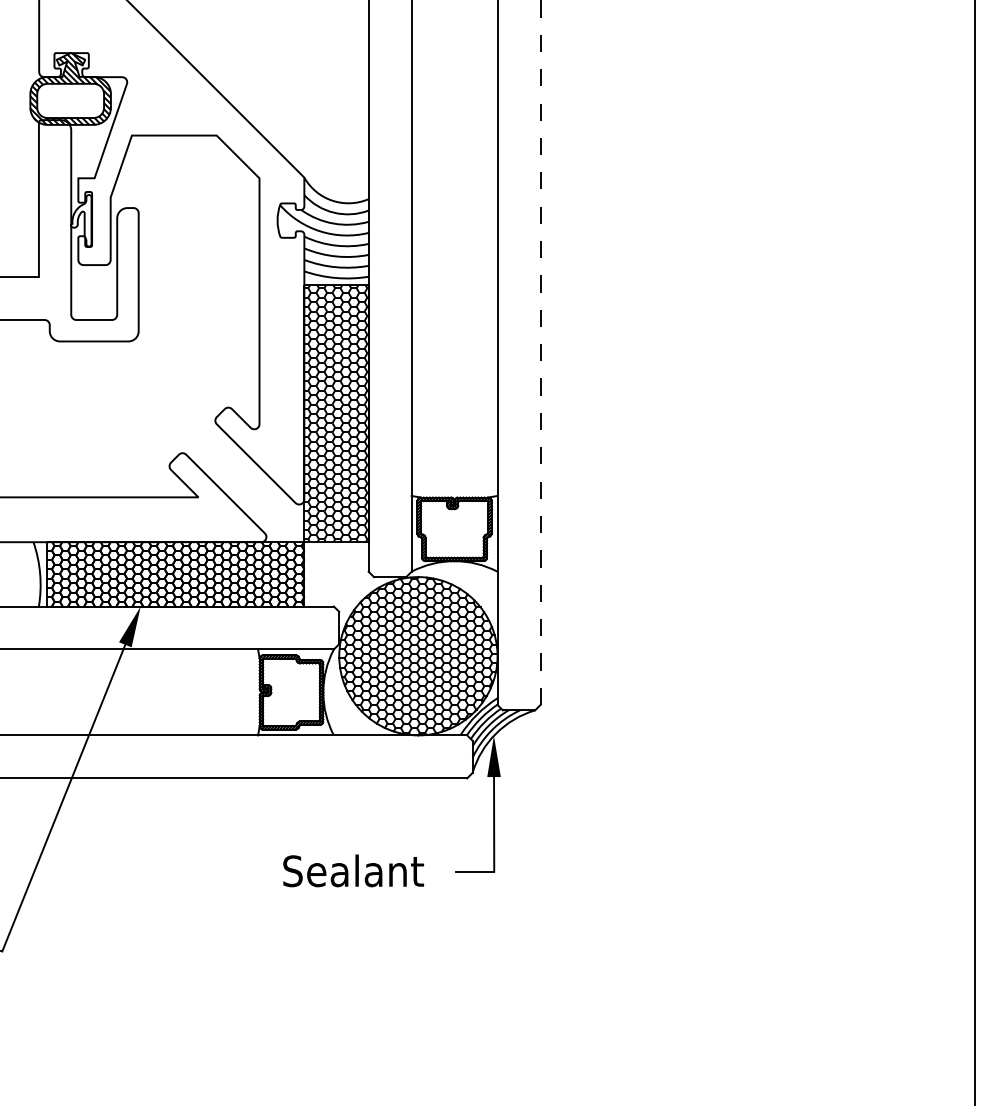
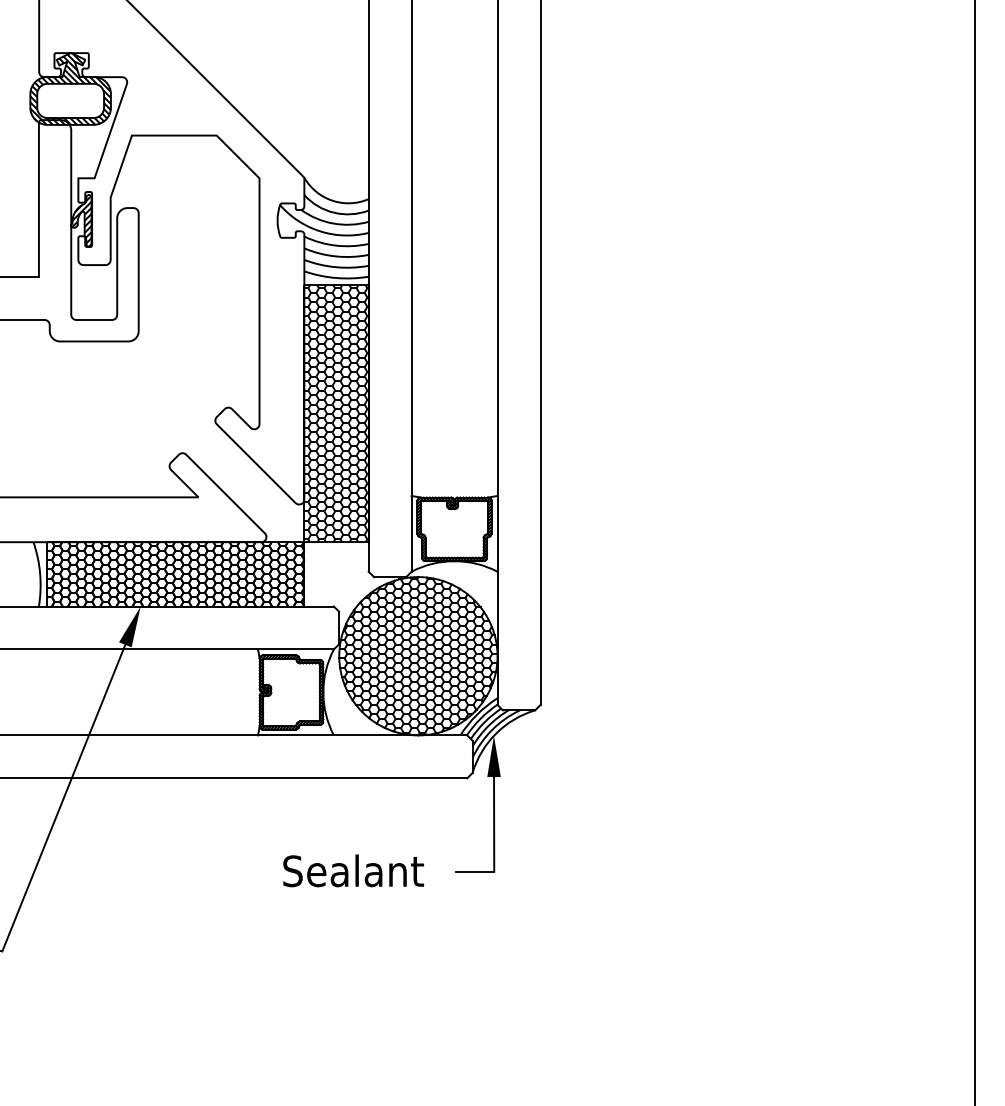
hatch: none -> present (81, 221)
line: dashed -> solid (540, 352)
